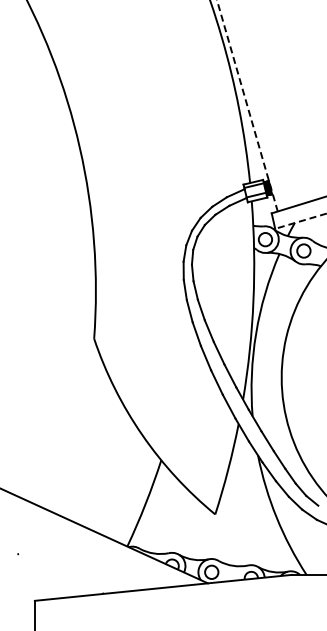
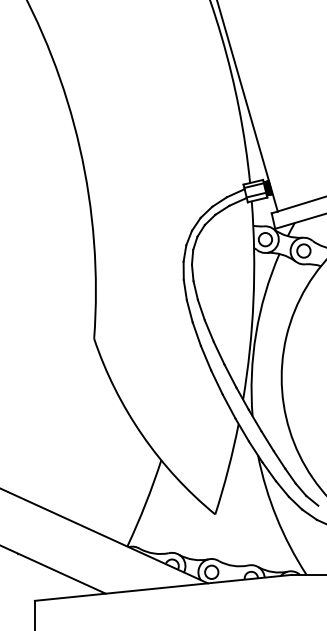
line: dashed -> solid (247, 106)
line: dashed -> solid (301, 221)
line: none -> present (53, 569)
